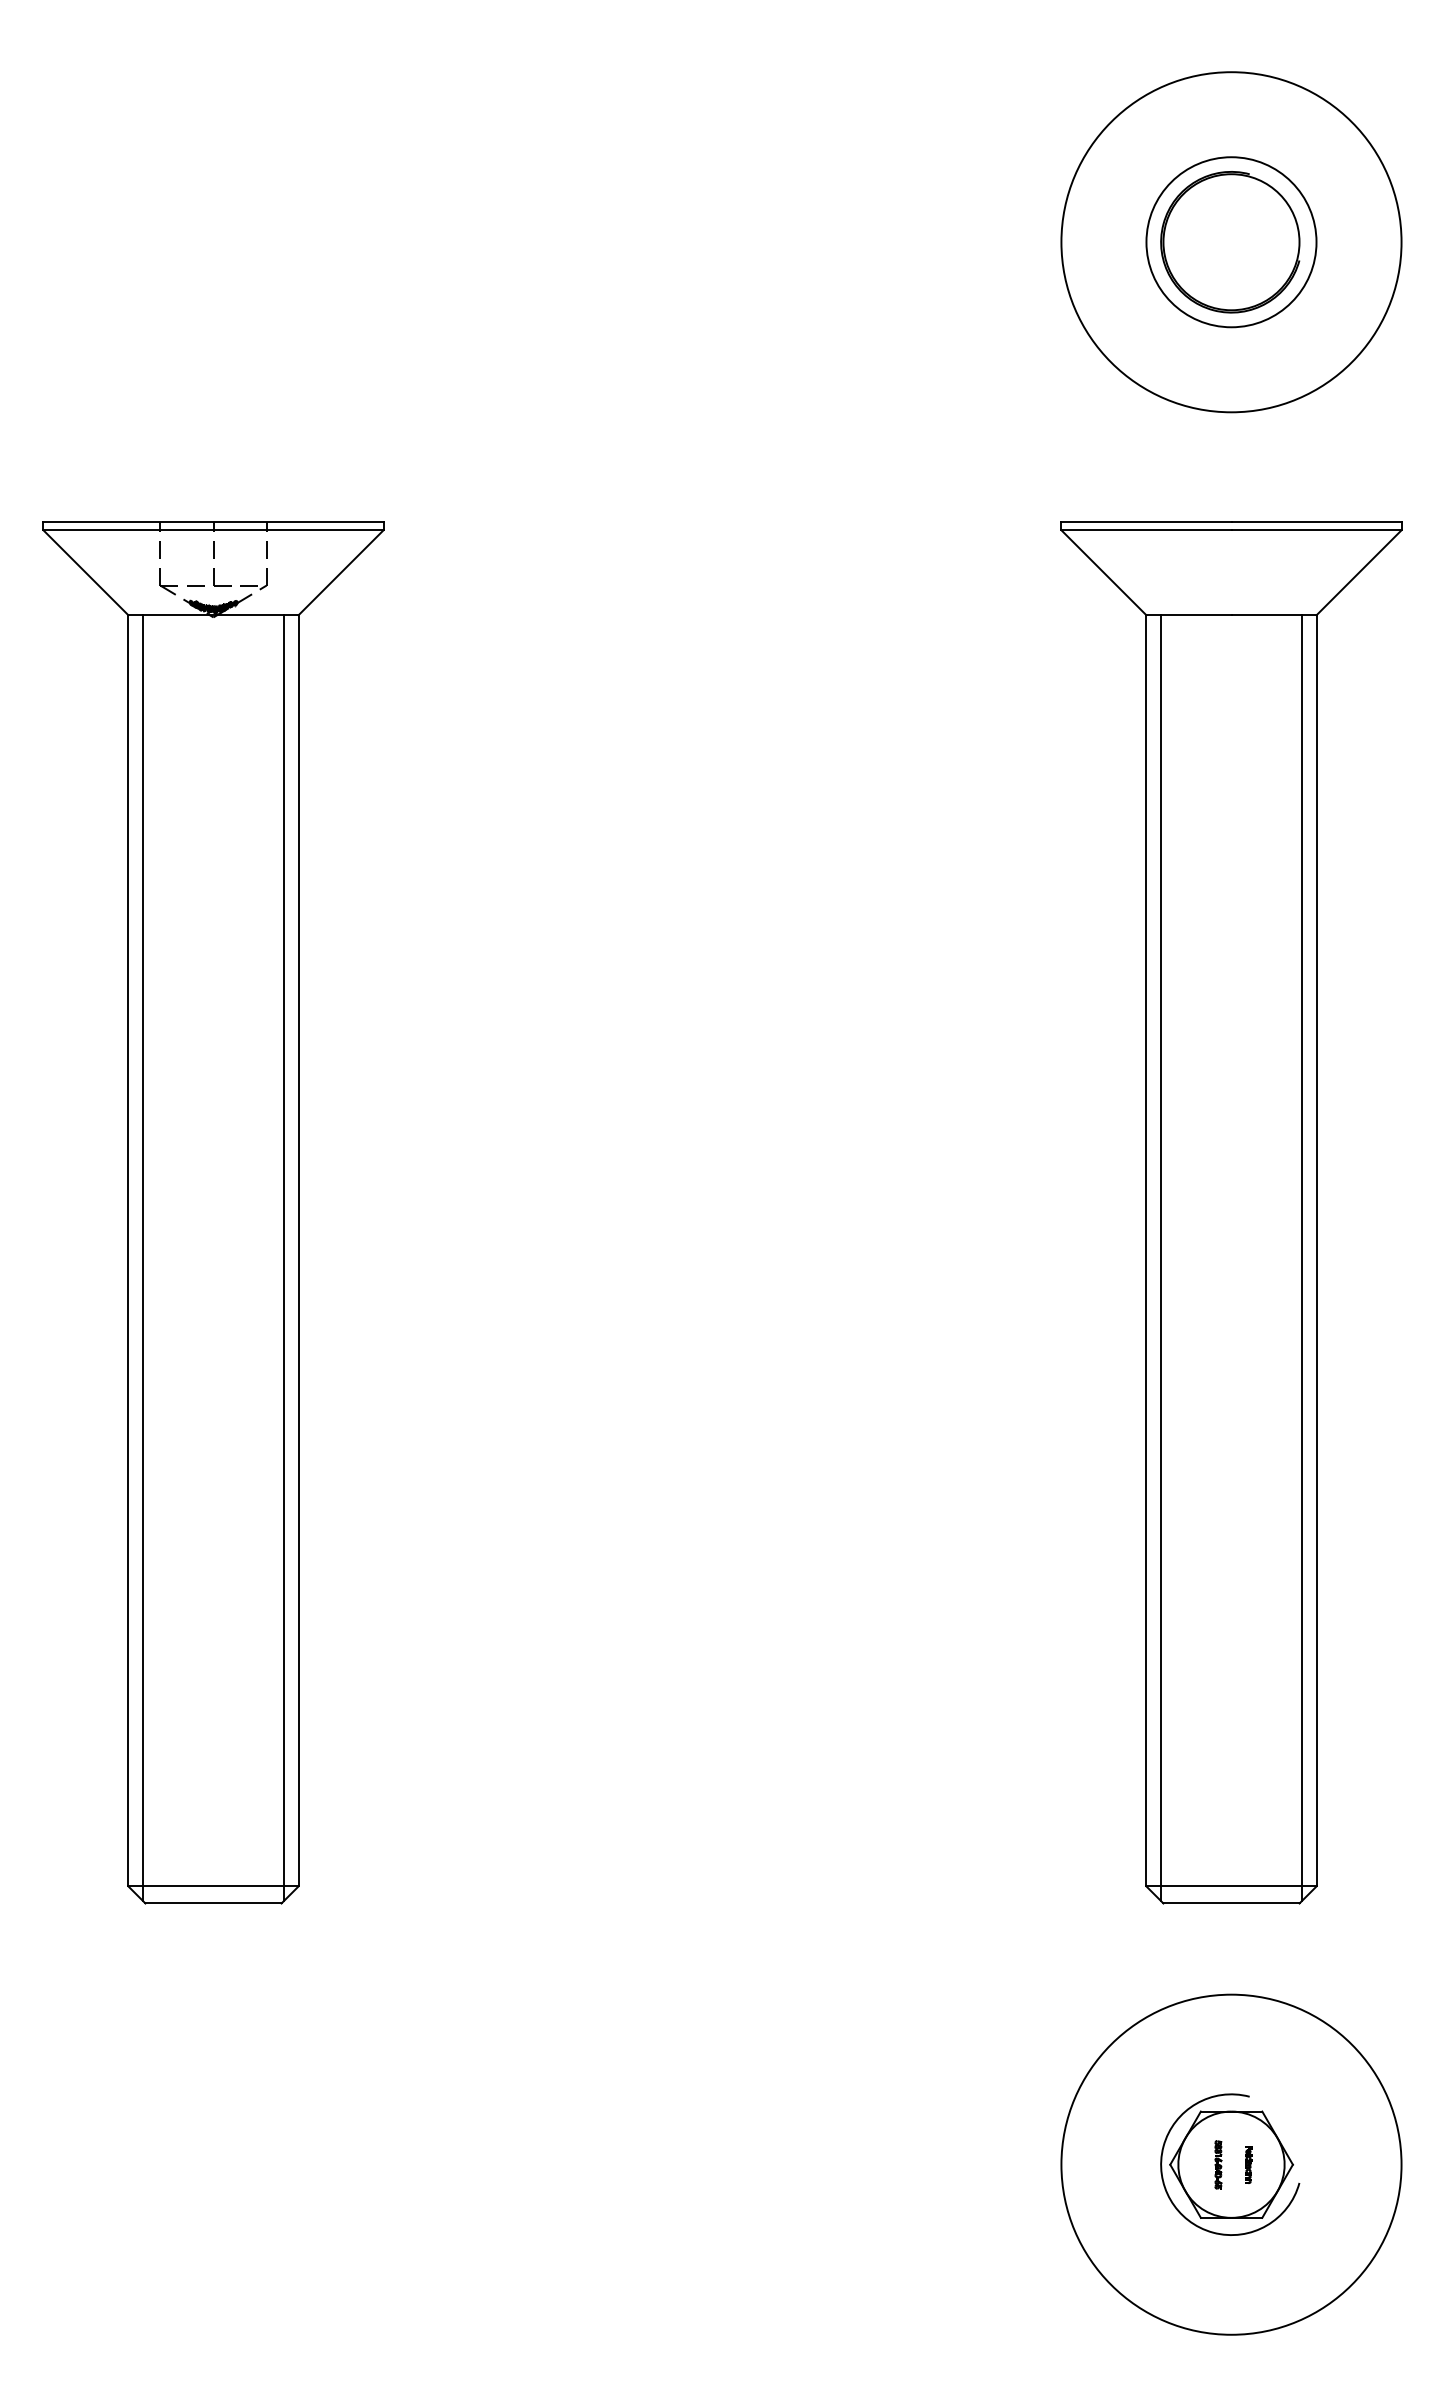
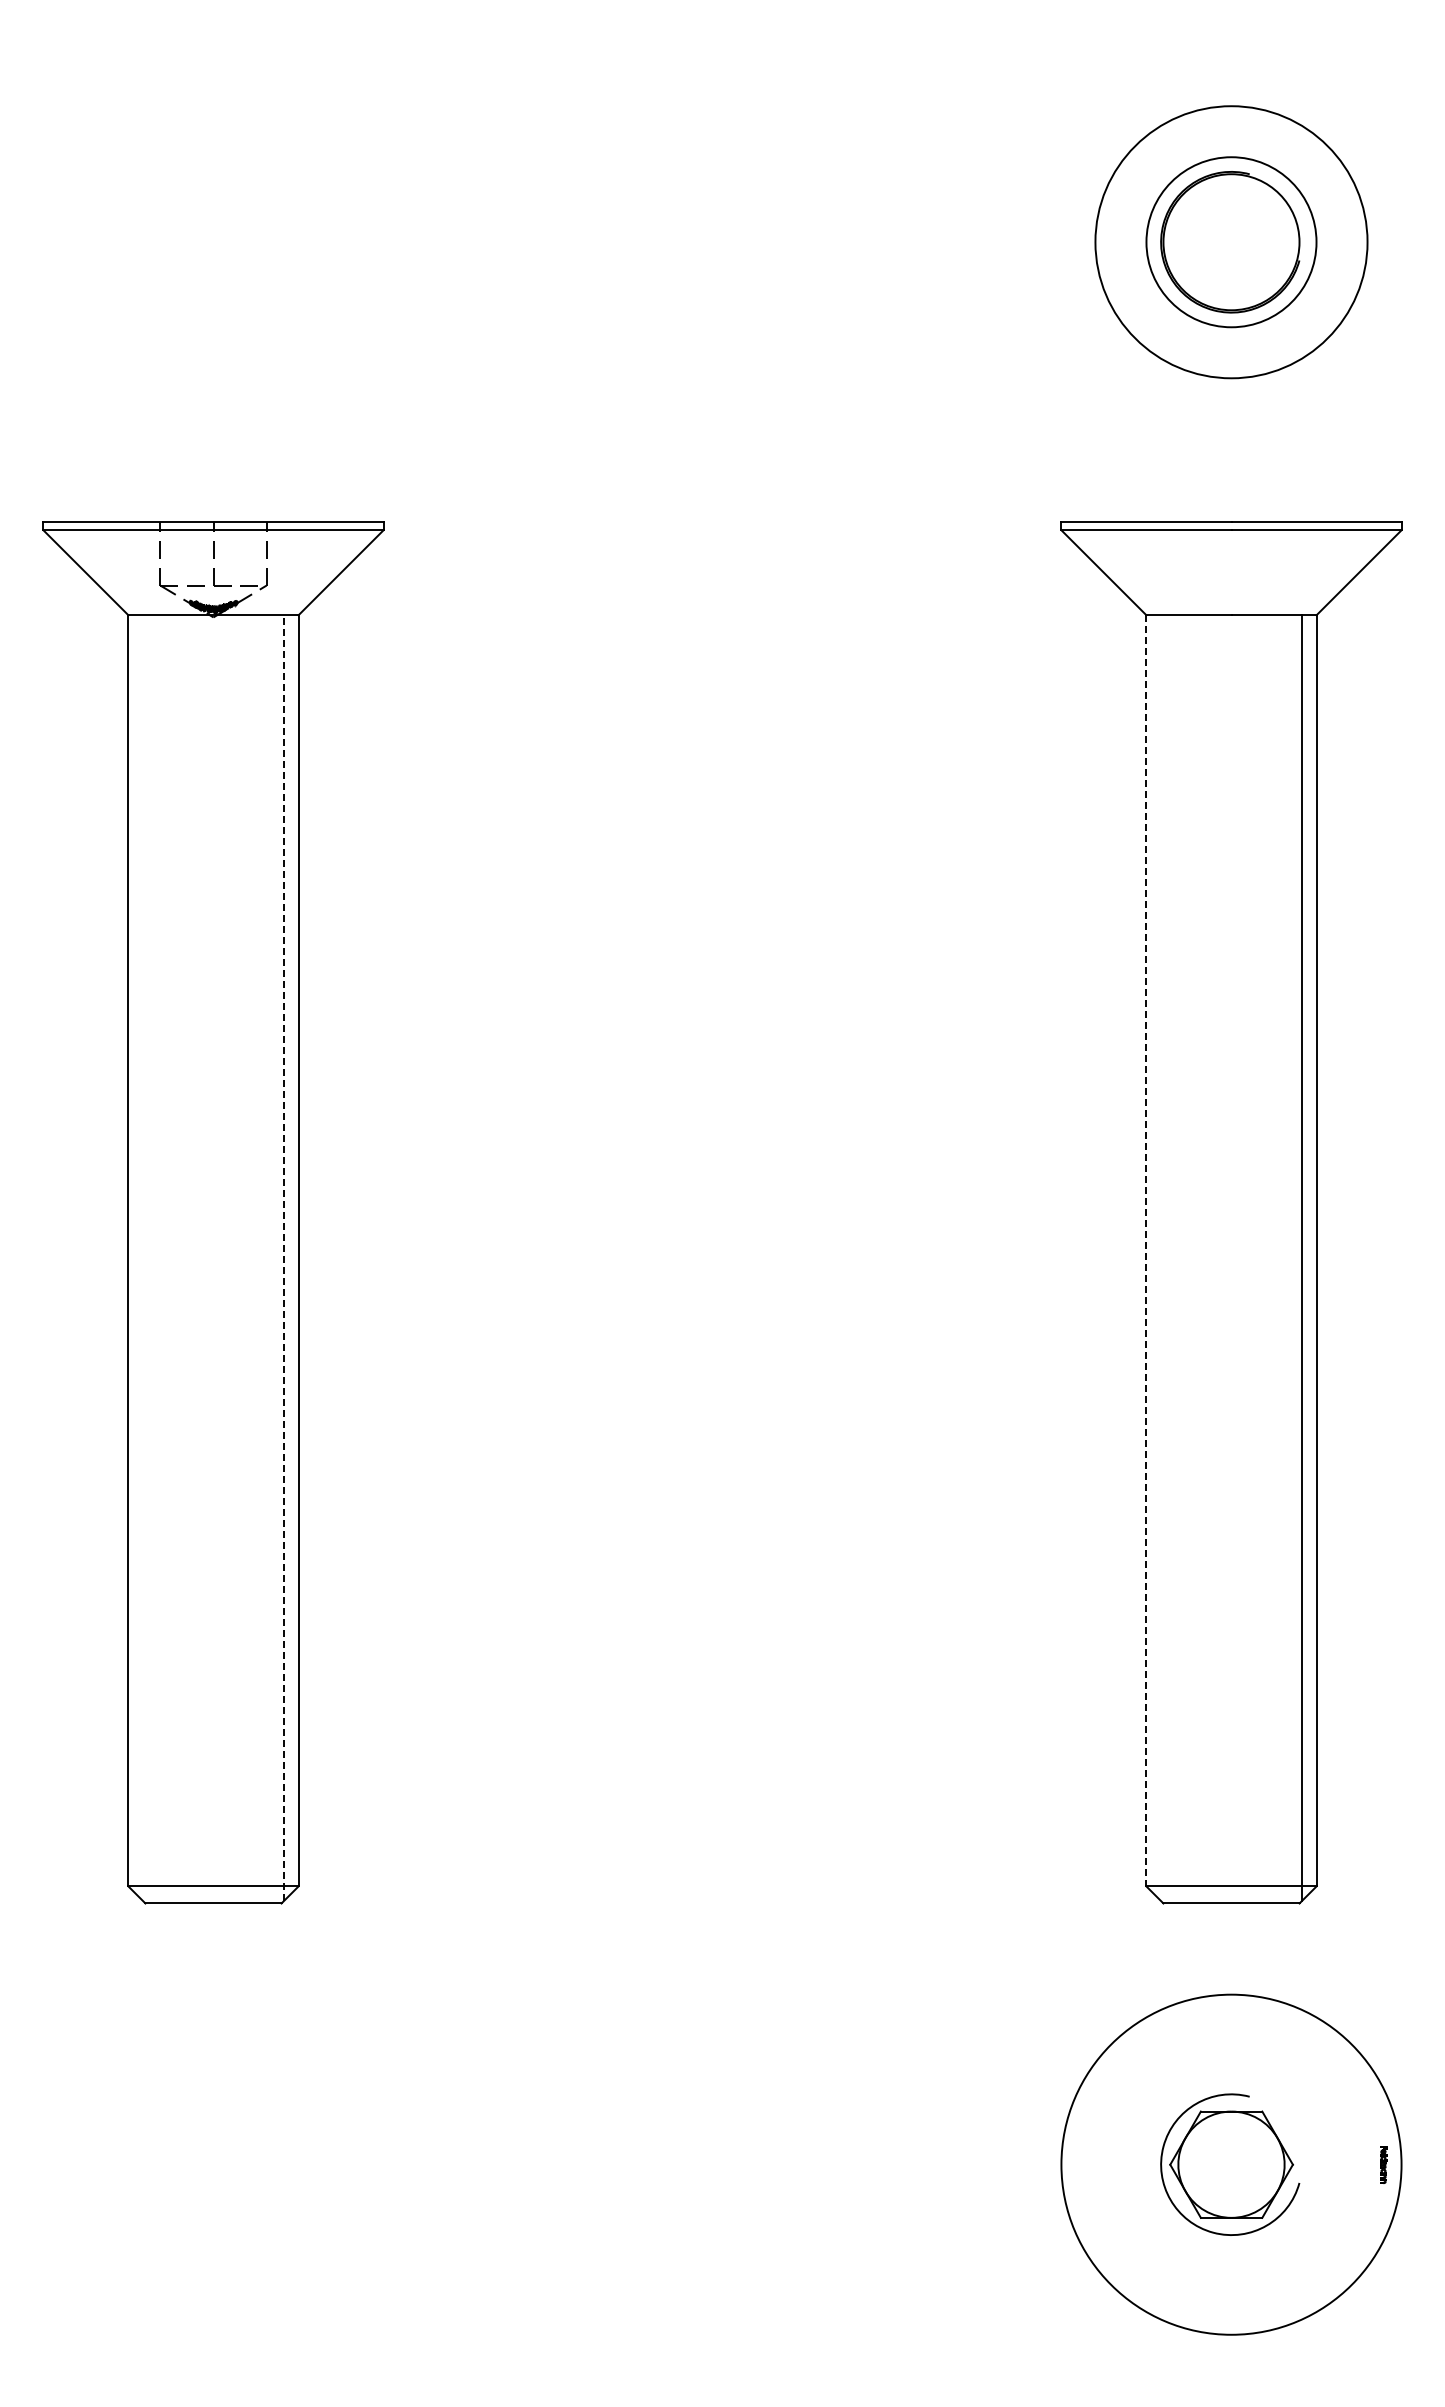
circle diameter: 340 px -> 272 px (1231, 242)
line: solid -> dashed (1146, 1250)
line: present -> none (143, 1258)
line: solid -> dashed (283, 1258)
line: present -> none (1161, 1258)
part: present -> none (1218, 2164)
part position: (1248, 2164) -> (1383, 2164) (1383, 2164)
